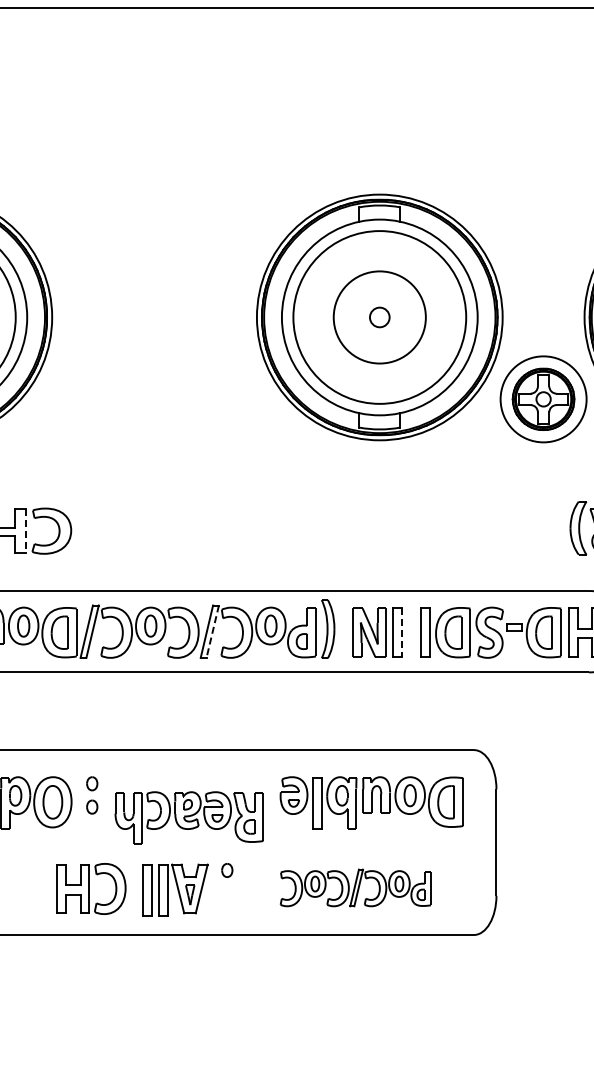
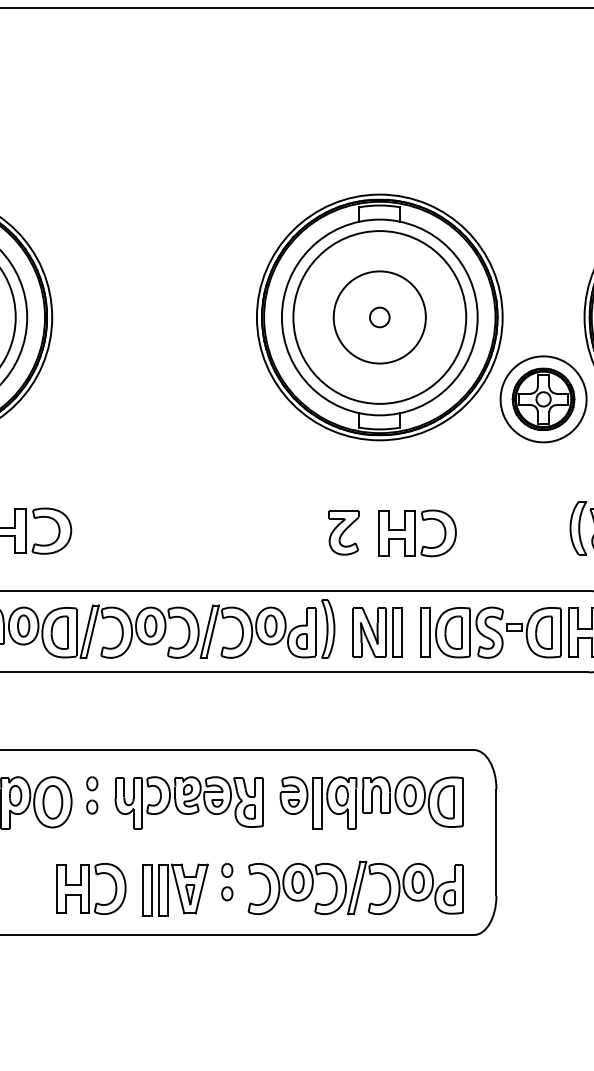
line: dashed -> solid (25, 531)
part: none -> present (343, 532)
part: none -> present (417, 533)
line: dashed -> solid (212, 631)
line: dashed -> solid (402, 633)
part position: (188, 817) -> (188, 802) (188, 802)
part size: 153x40 px -> 217x56 px (355, 887)
part: none -> present (227, 893)
